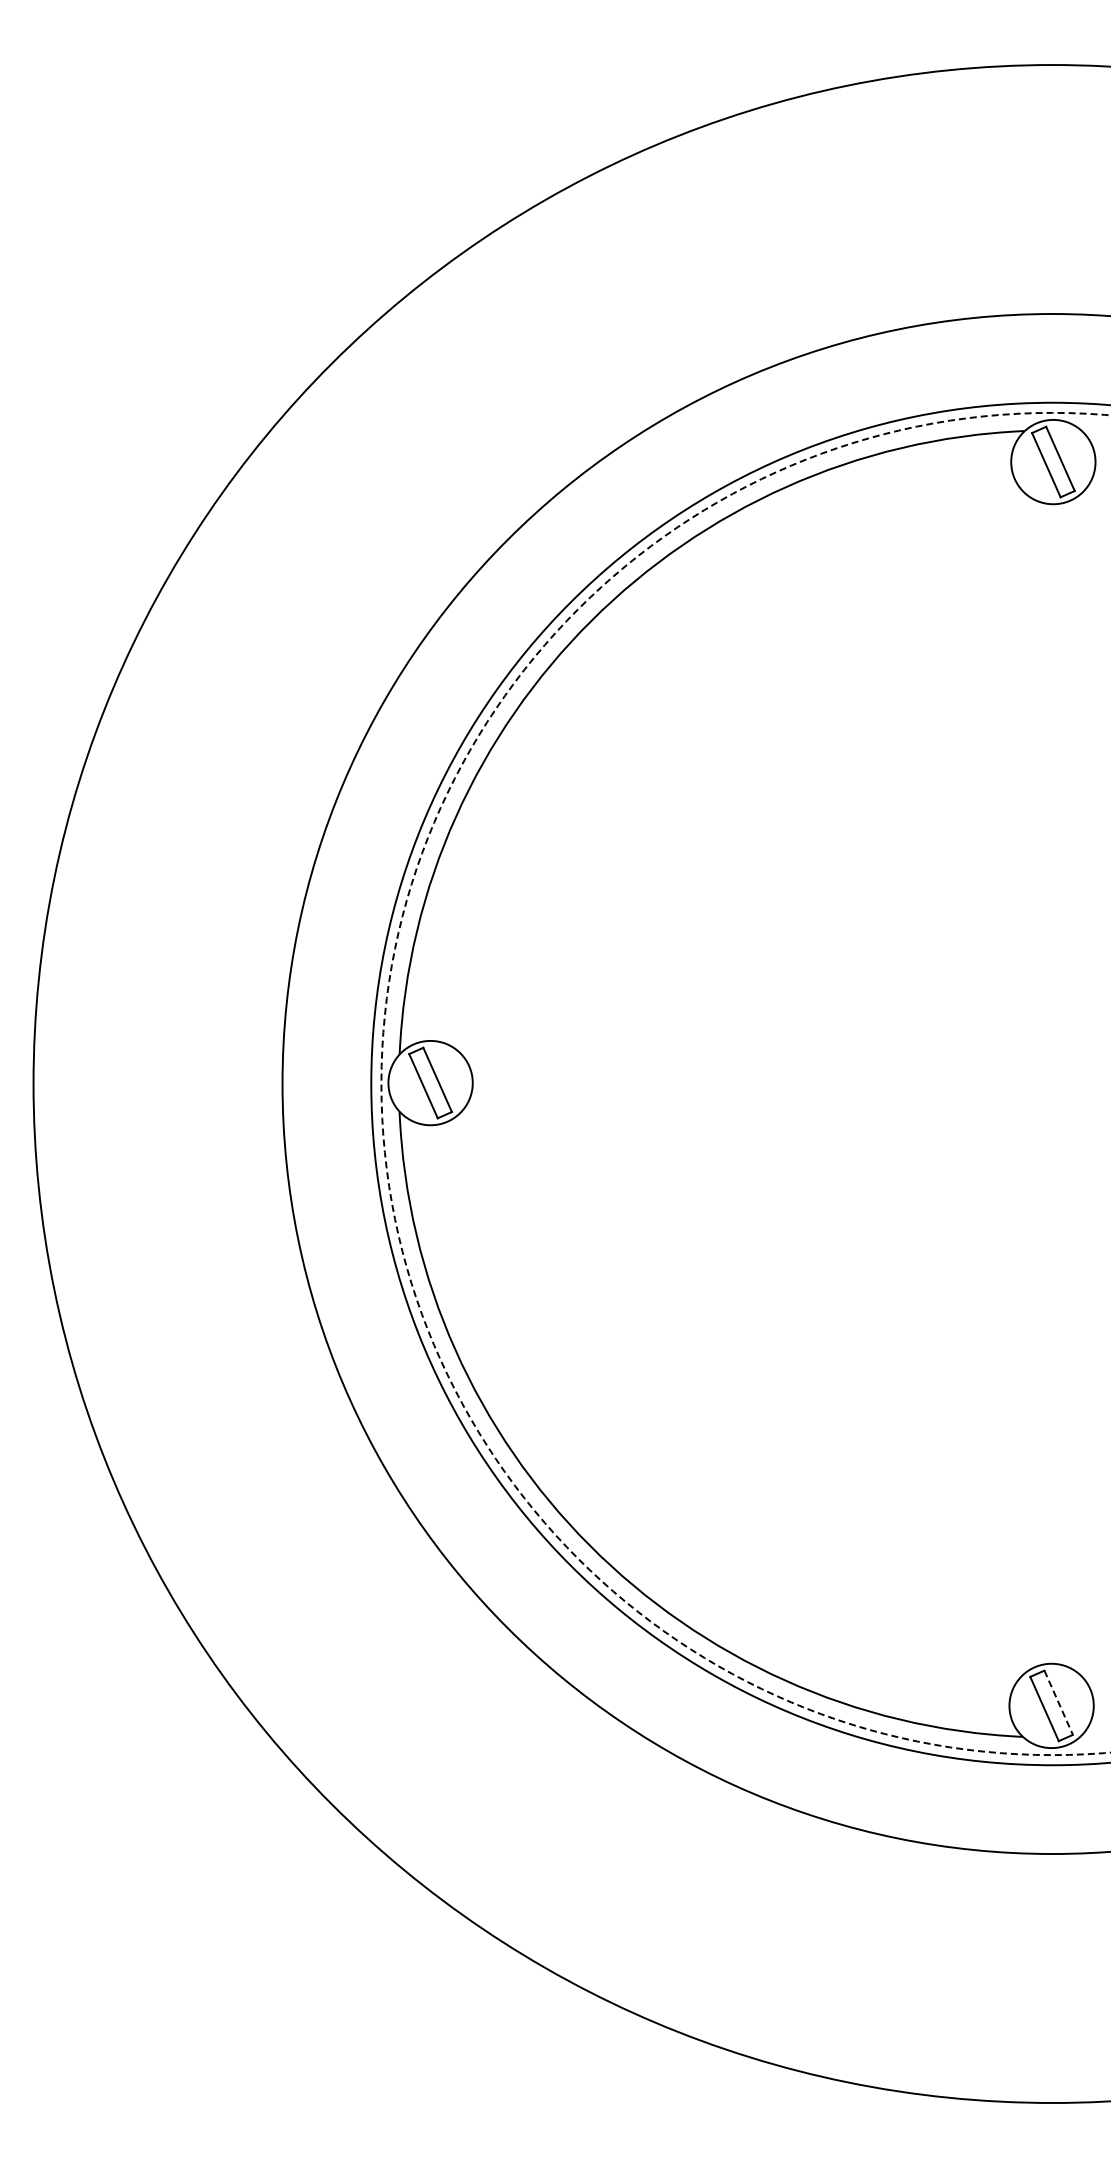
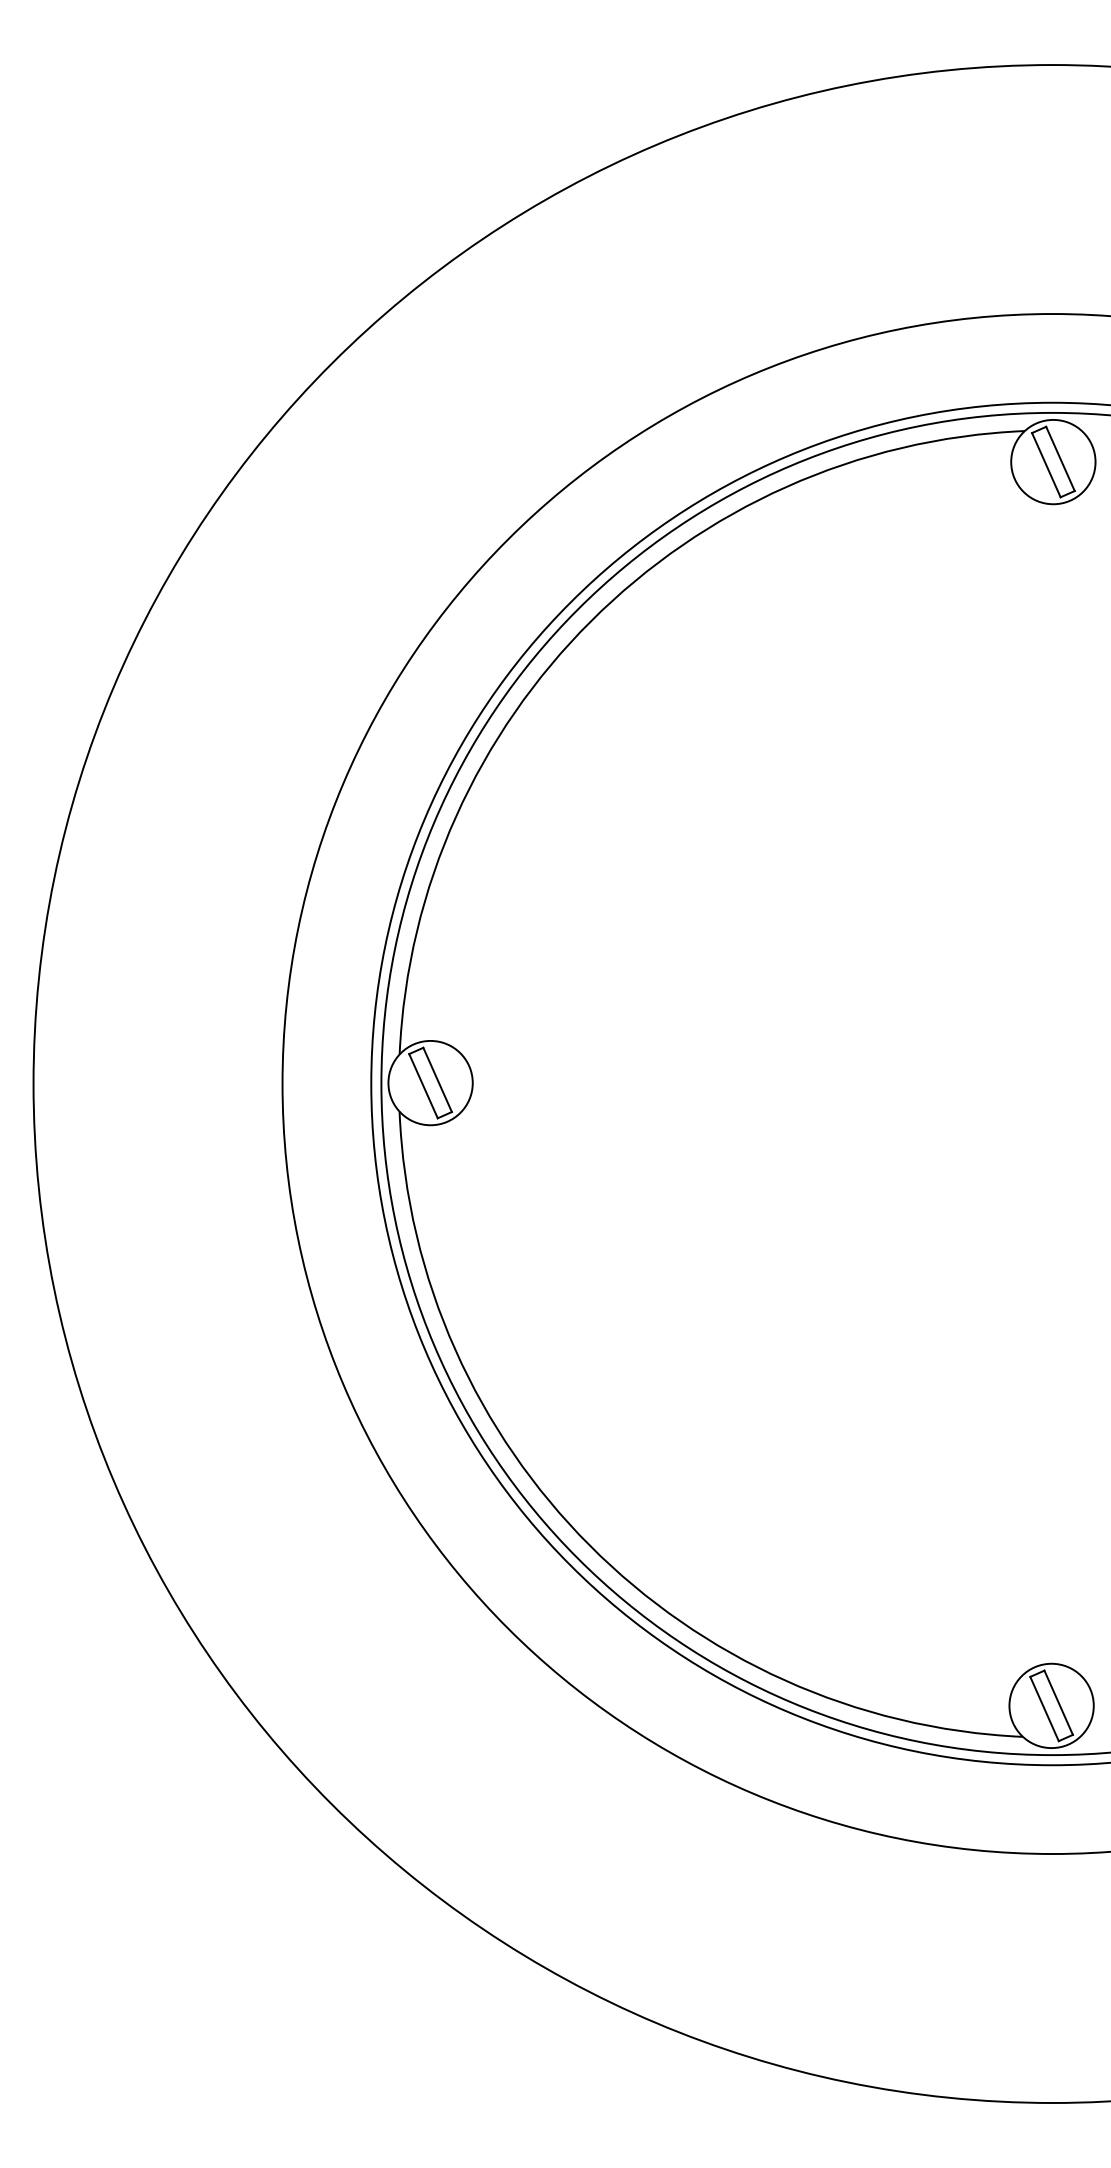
circle: dashed -> solid (745, 1083)
line: dashed -> solid (1058, 1703)
